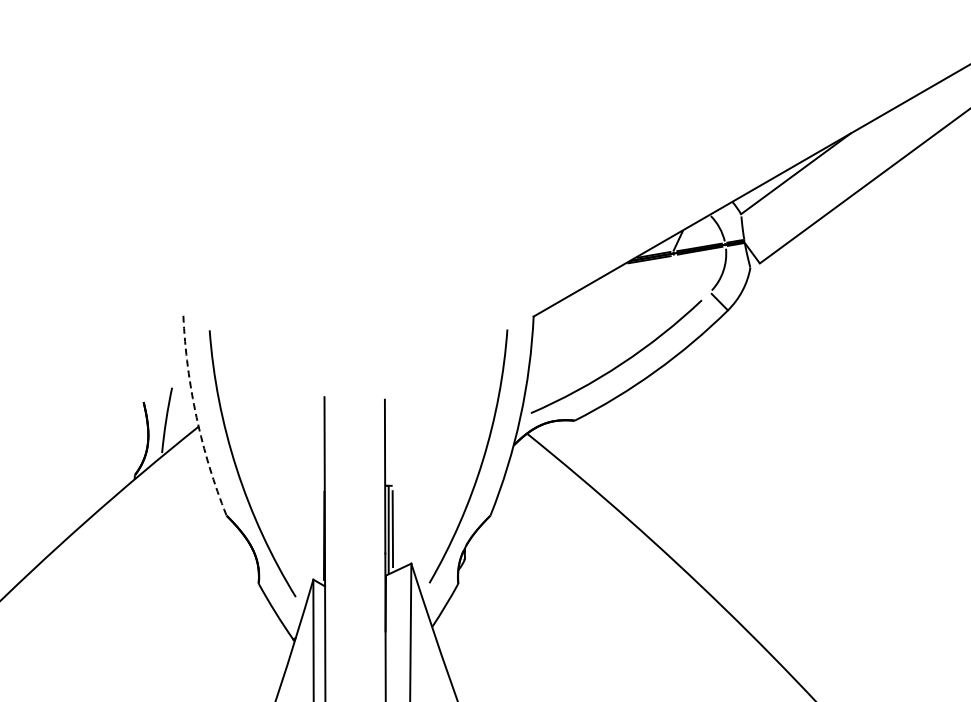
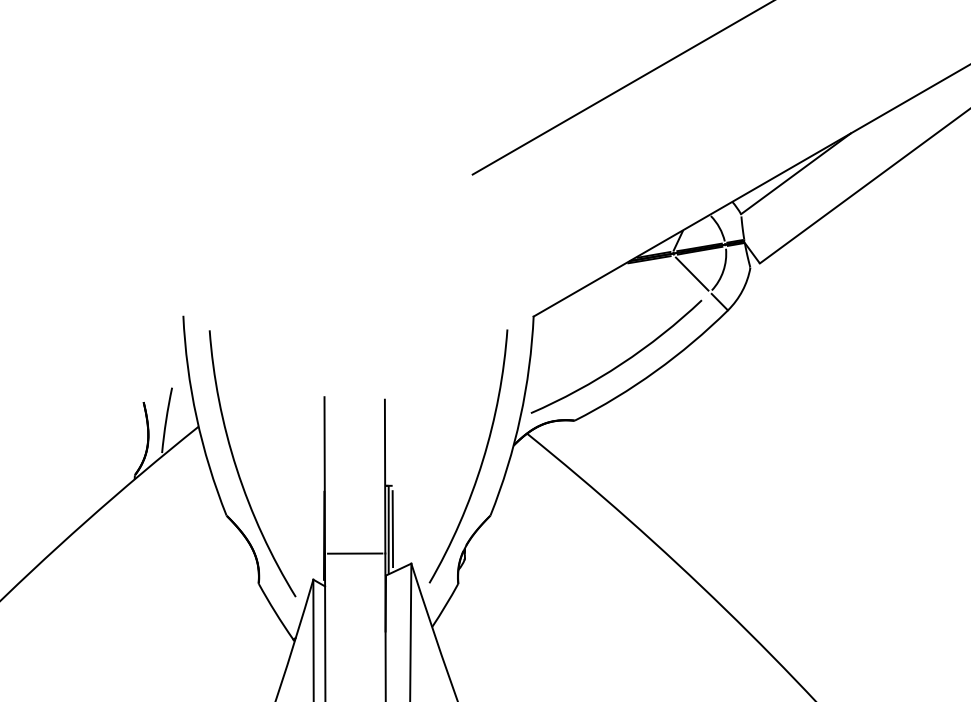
line: none -> present (621, 88)
line: none -> present (691, 273)
arc: dashed -> solid (196, 417)
line: none -> present (355, 553)
